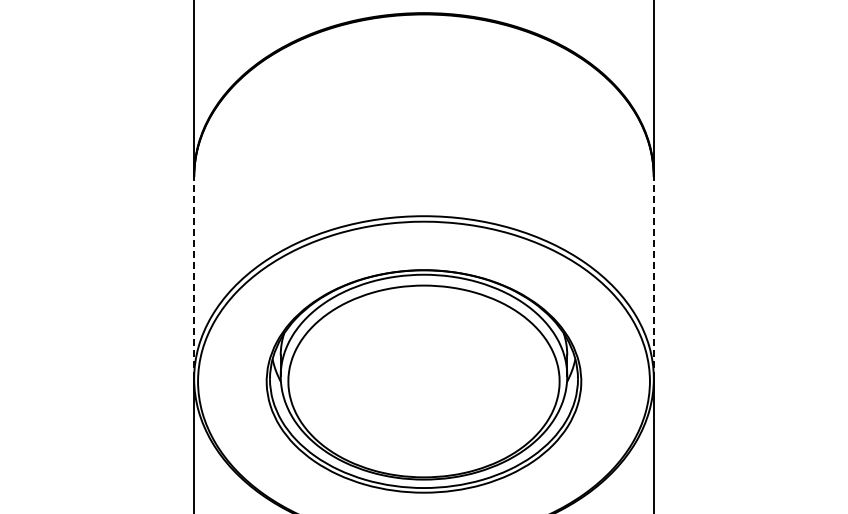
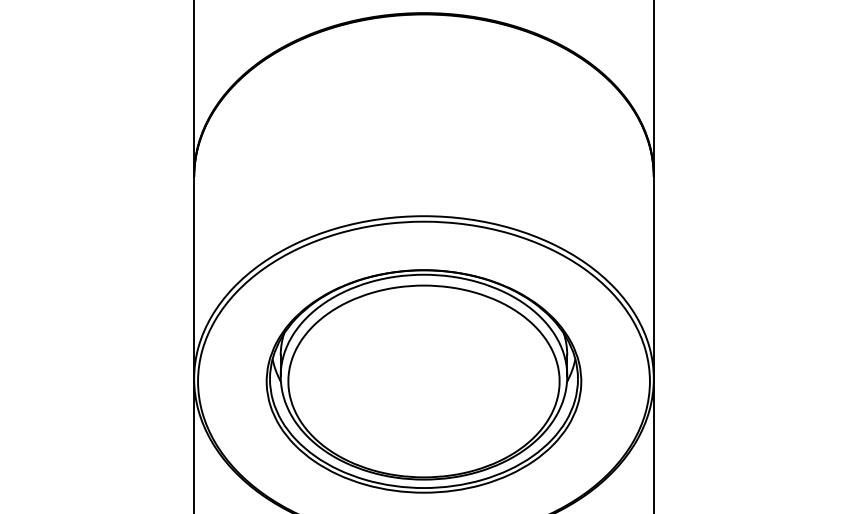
line: dashed -> solid (194, 277)
line: dashed -> solid (653, 277)
